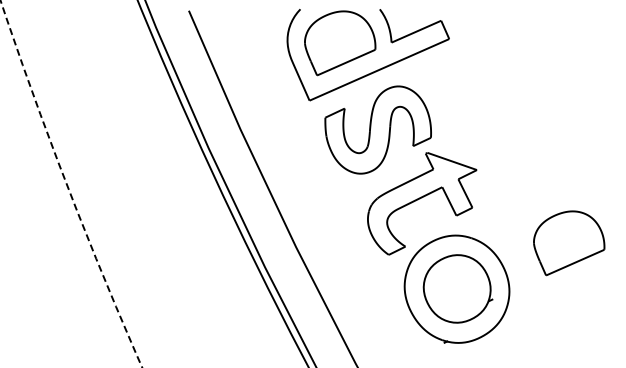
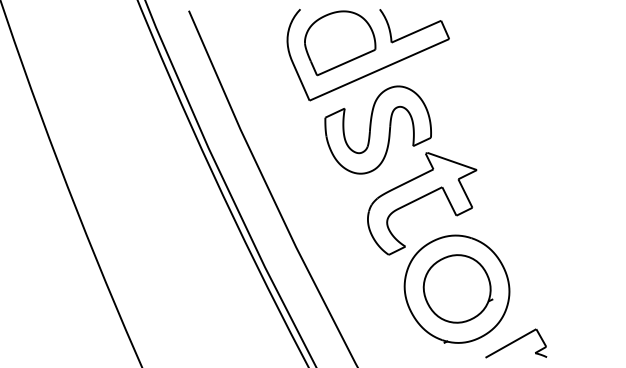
arc: dashed -> solid (67, 185)
part: present -> none (569, 243)
part: none -> present (516, 343)
